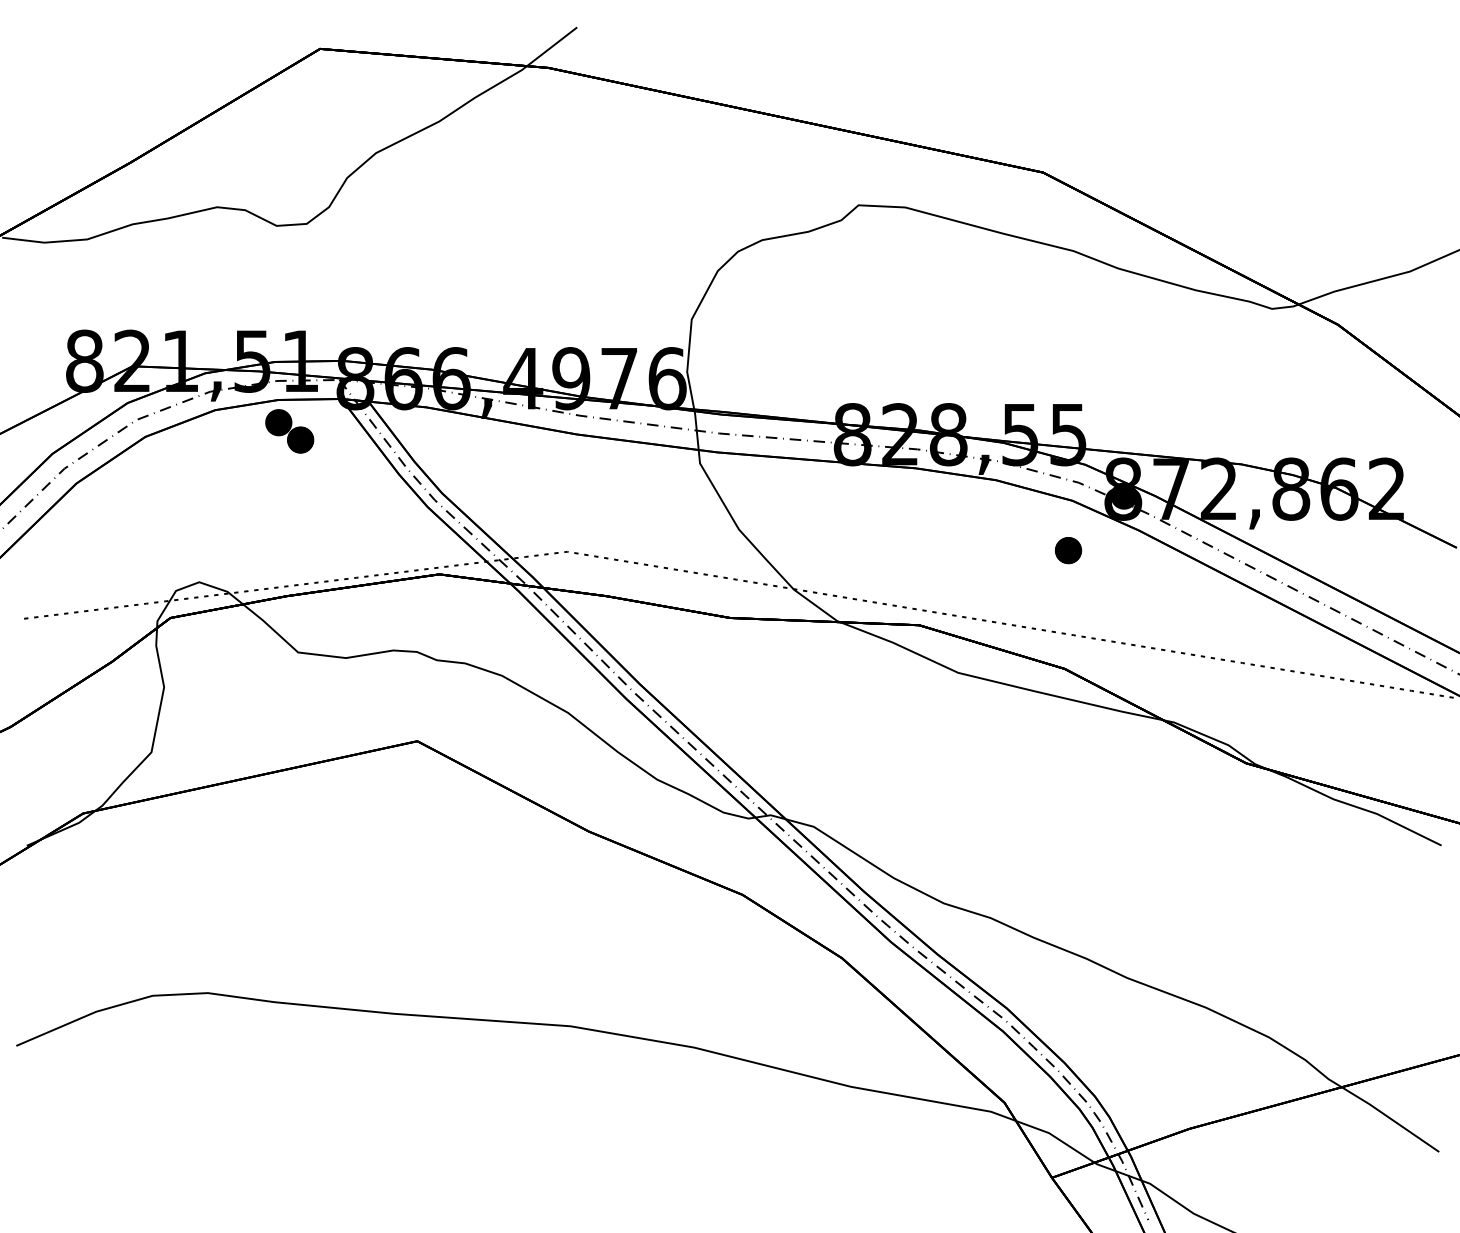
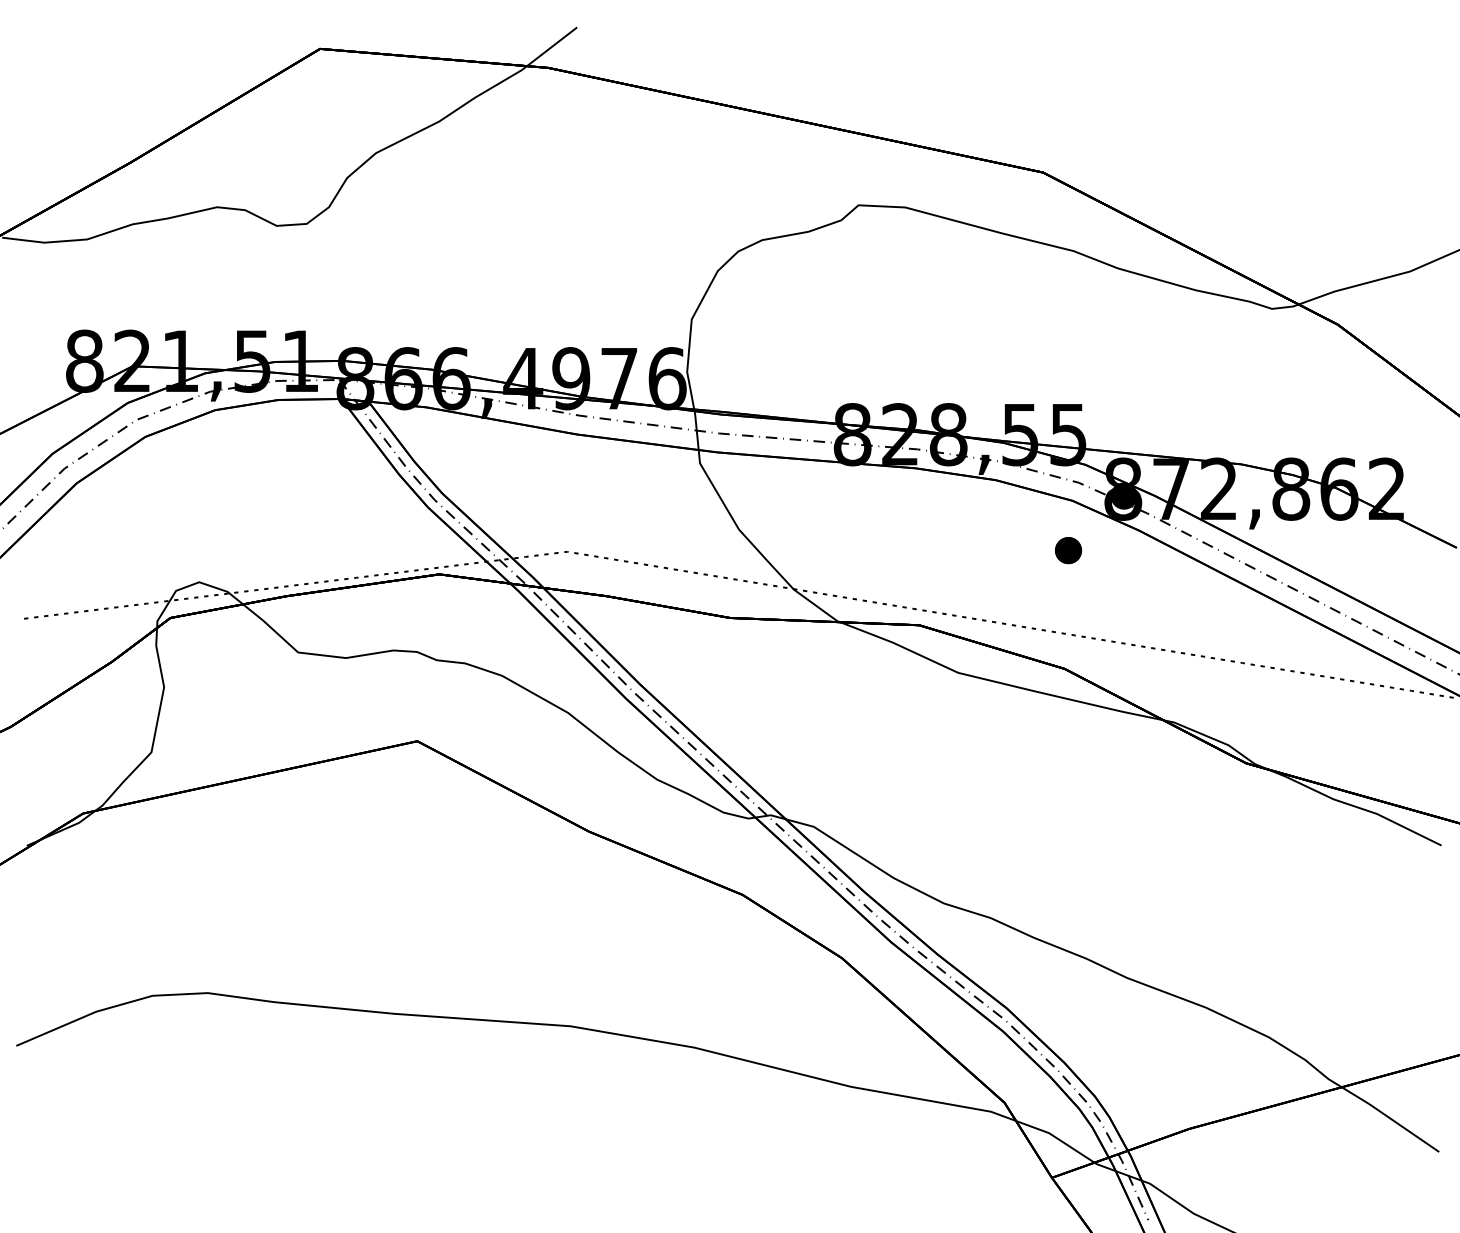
part: present -> none (289, 431)
